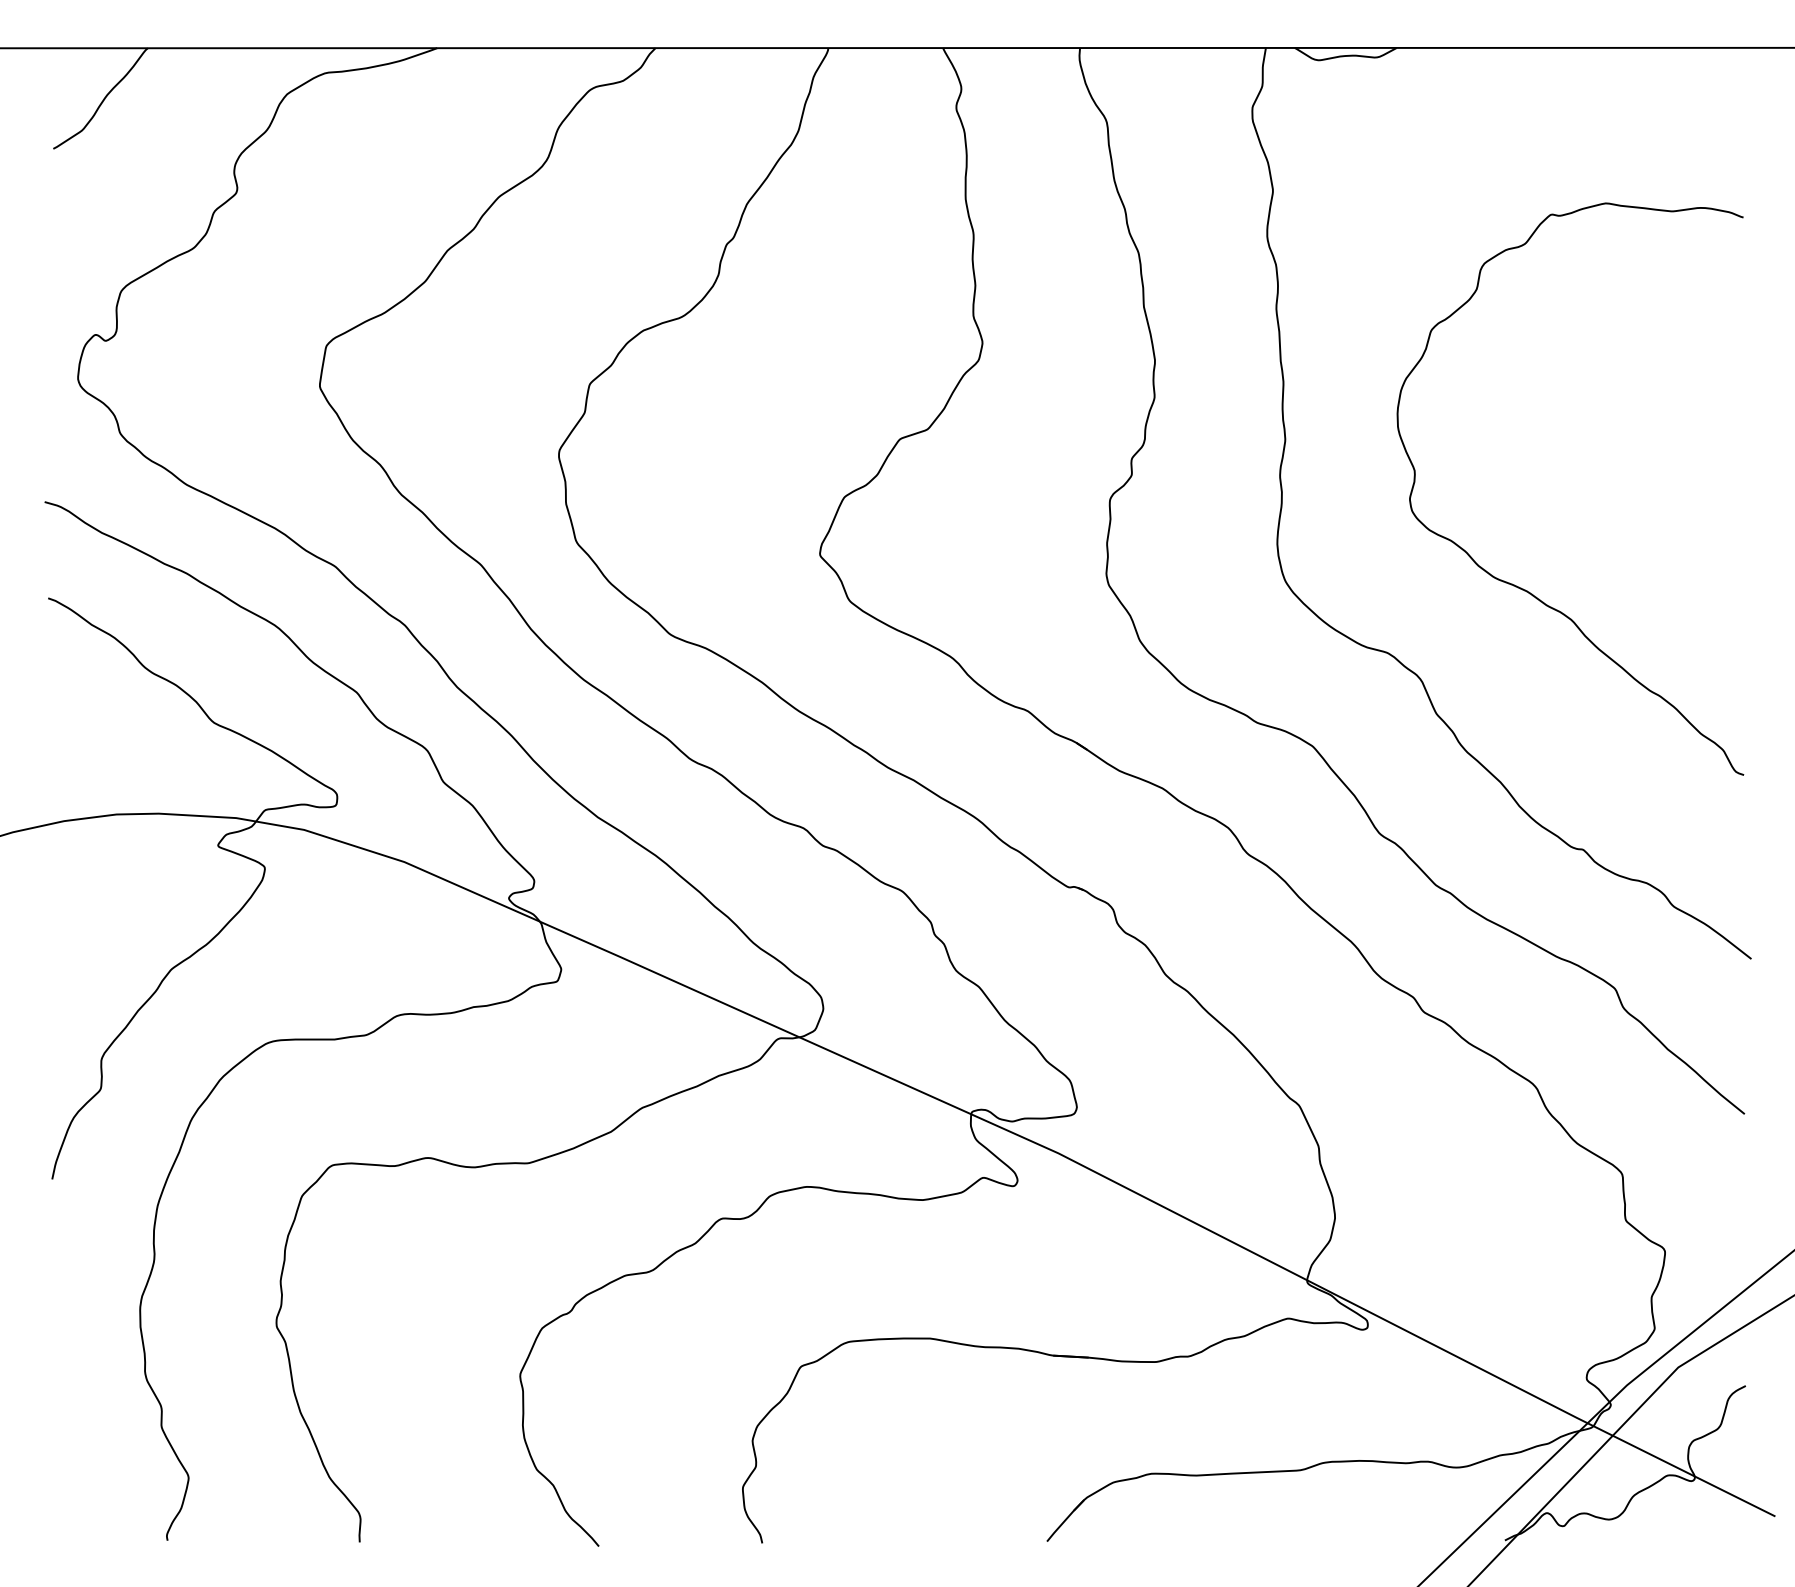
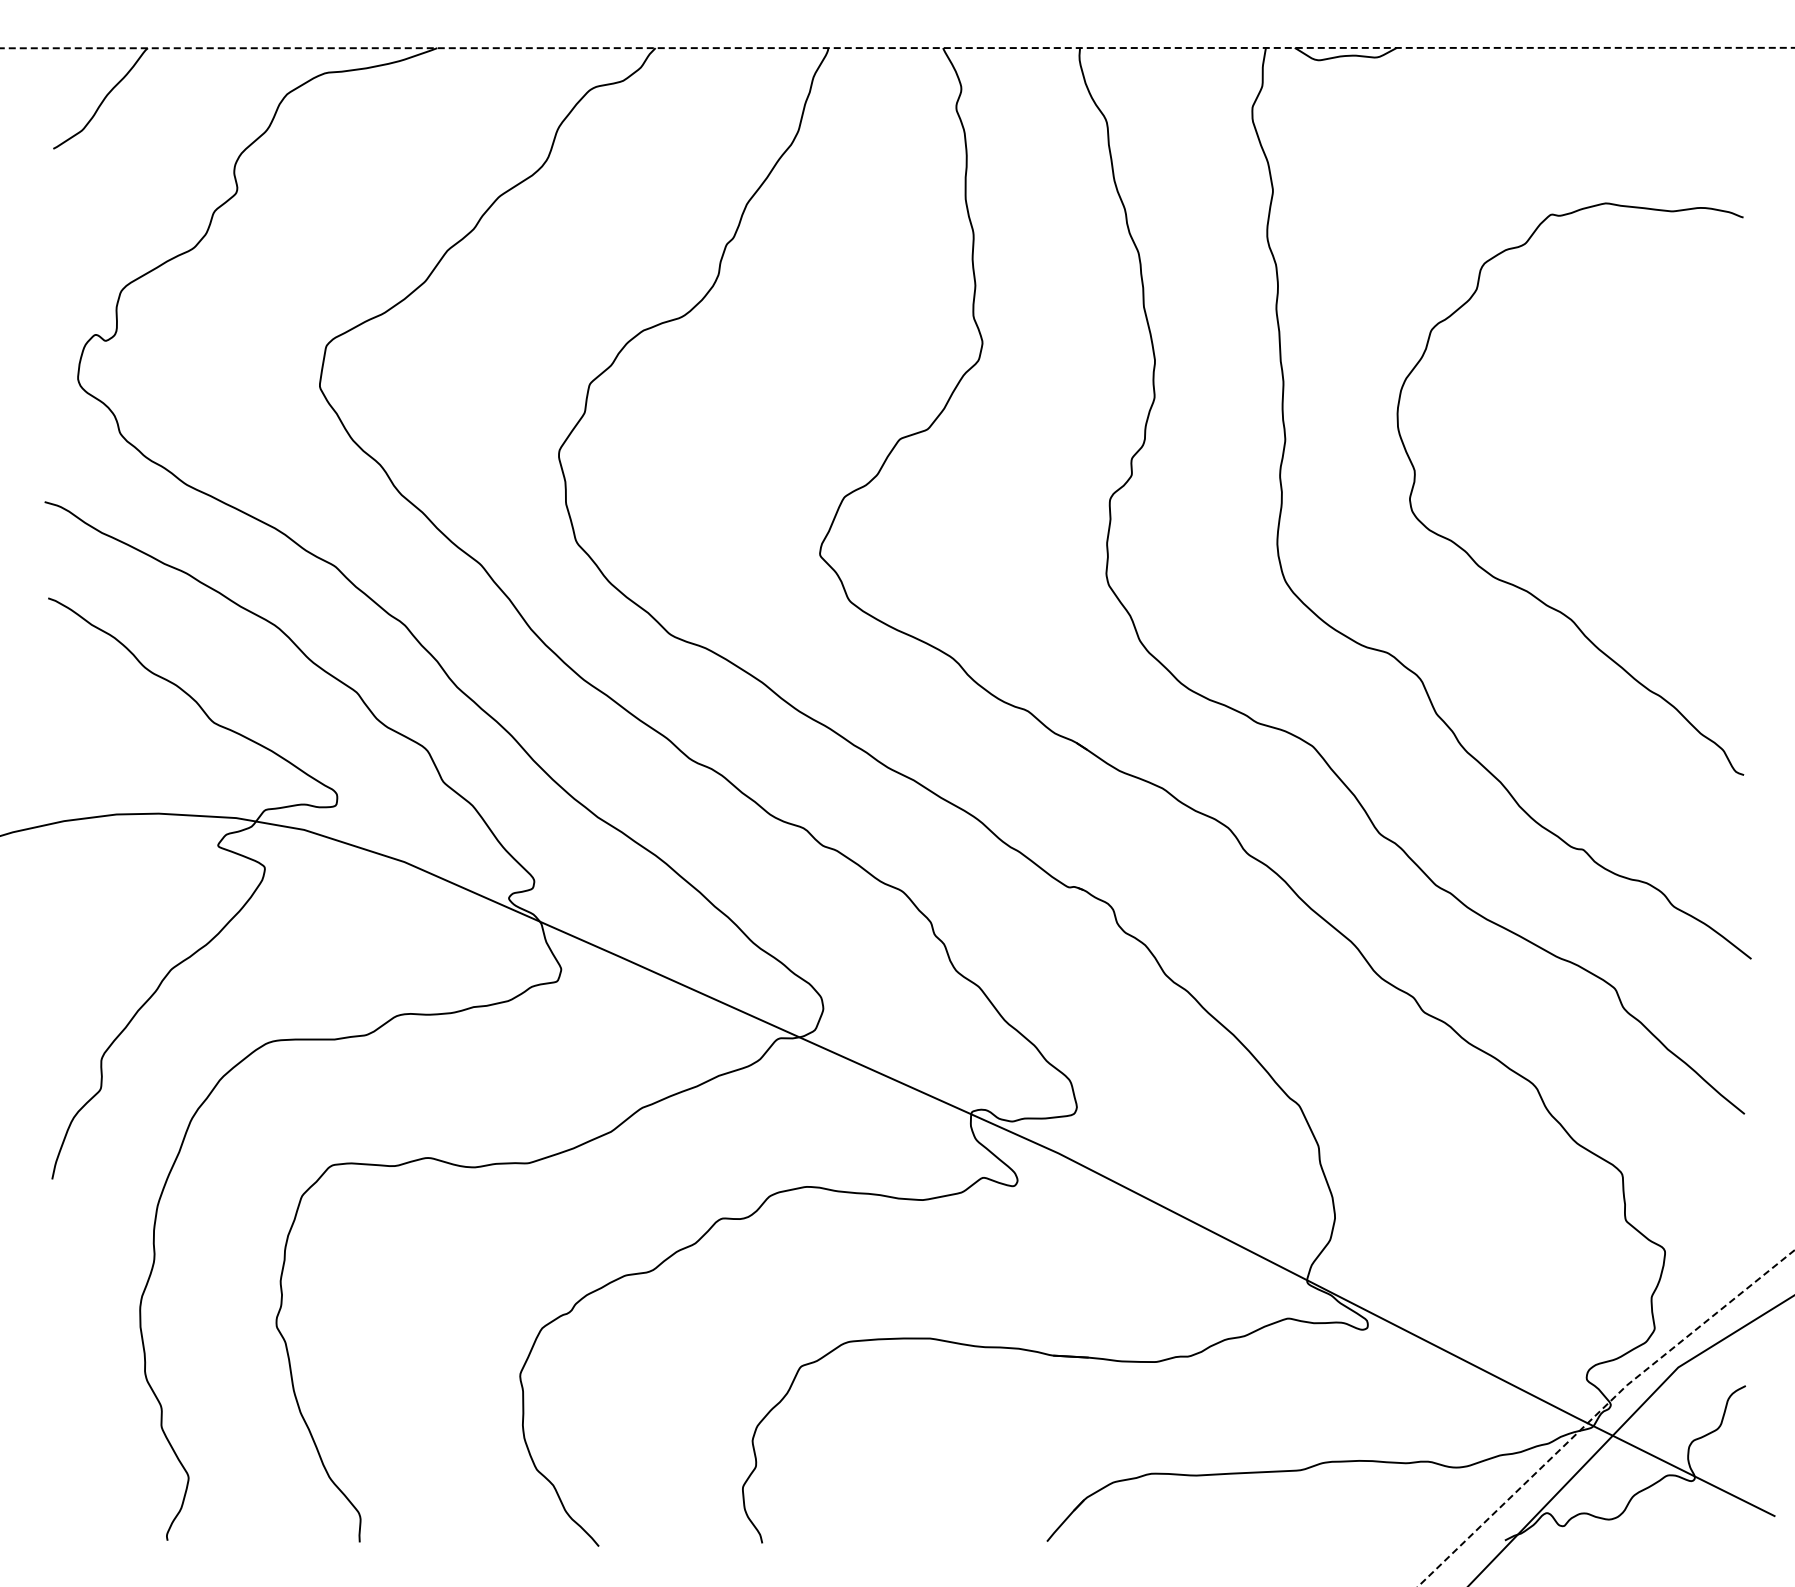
line: solid -> dashed (897, 48)
line: solid -> dashed (1600, 1410)
